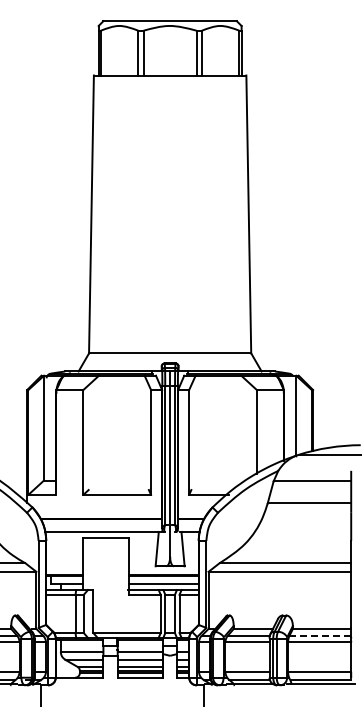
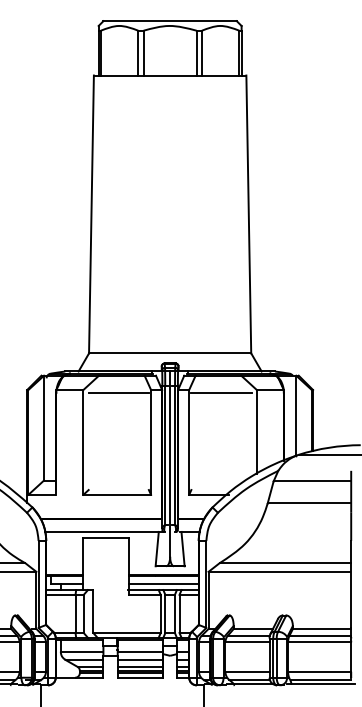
line: none -> present (118, 392)
line: none -> present (221, 392)
line: dashed -> solid (320, 635)
